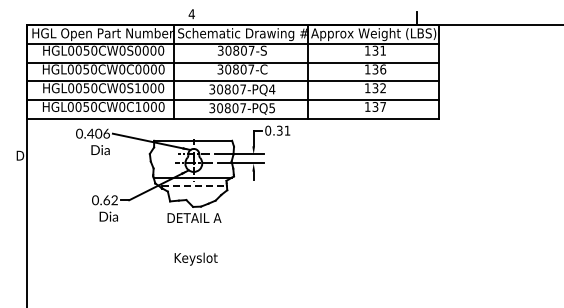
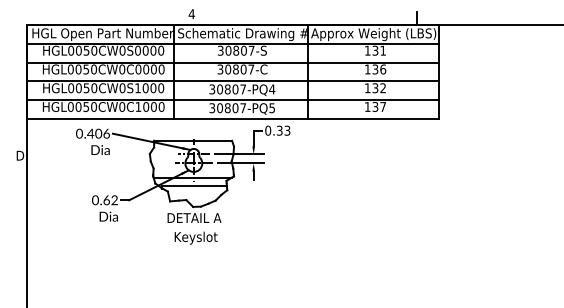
text: 0.31 -> 0.33 (287, 130)
line: dashed -> solid (195, 186)
text position: (195, 258) -> (195, 237) (195, 237)
